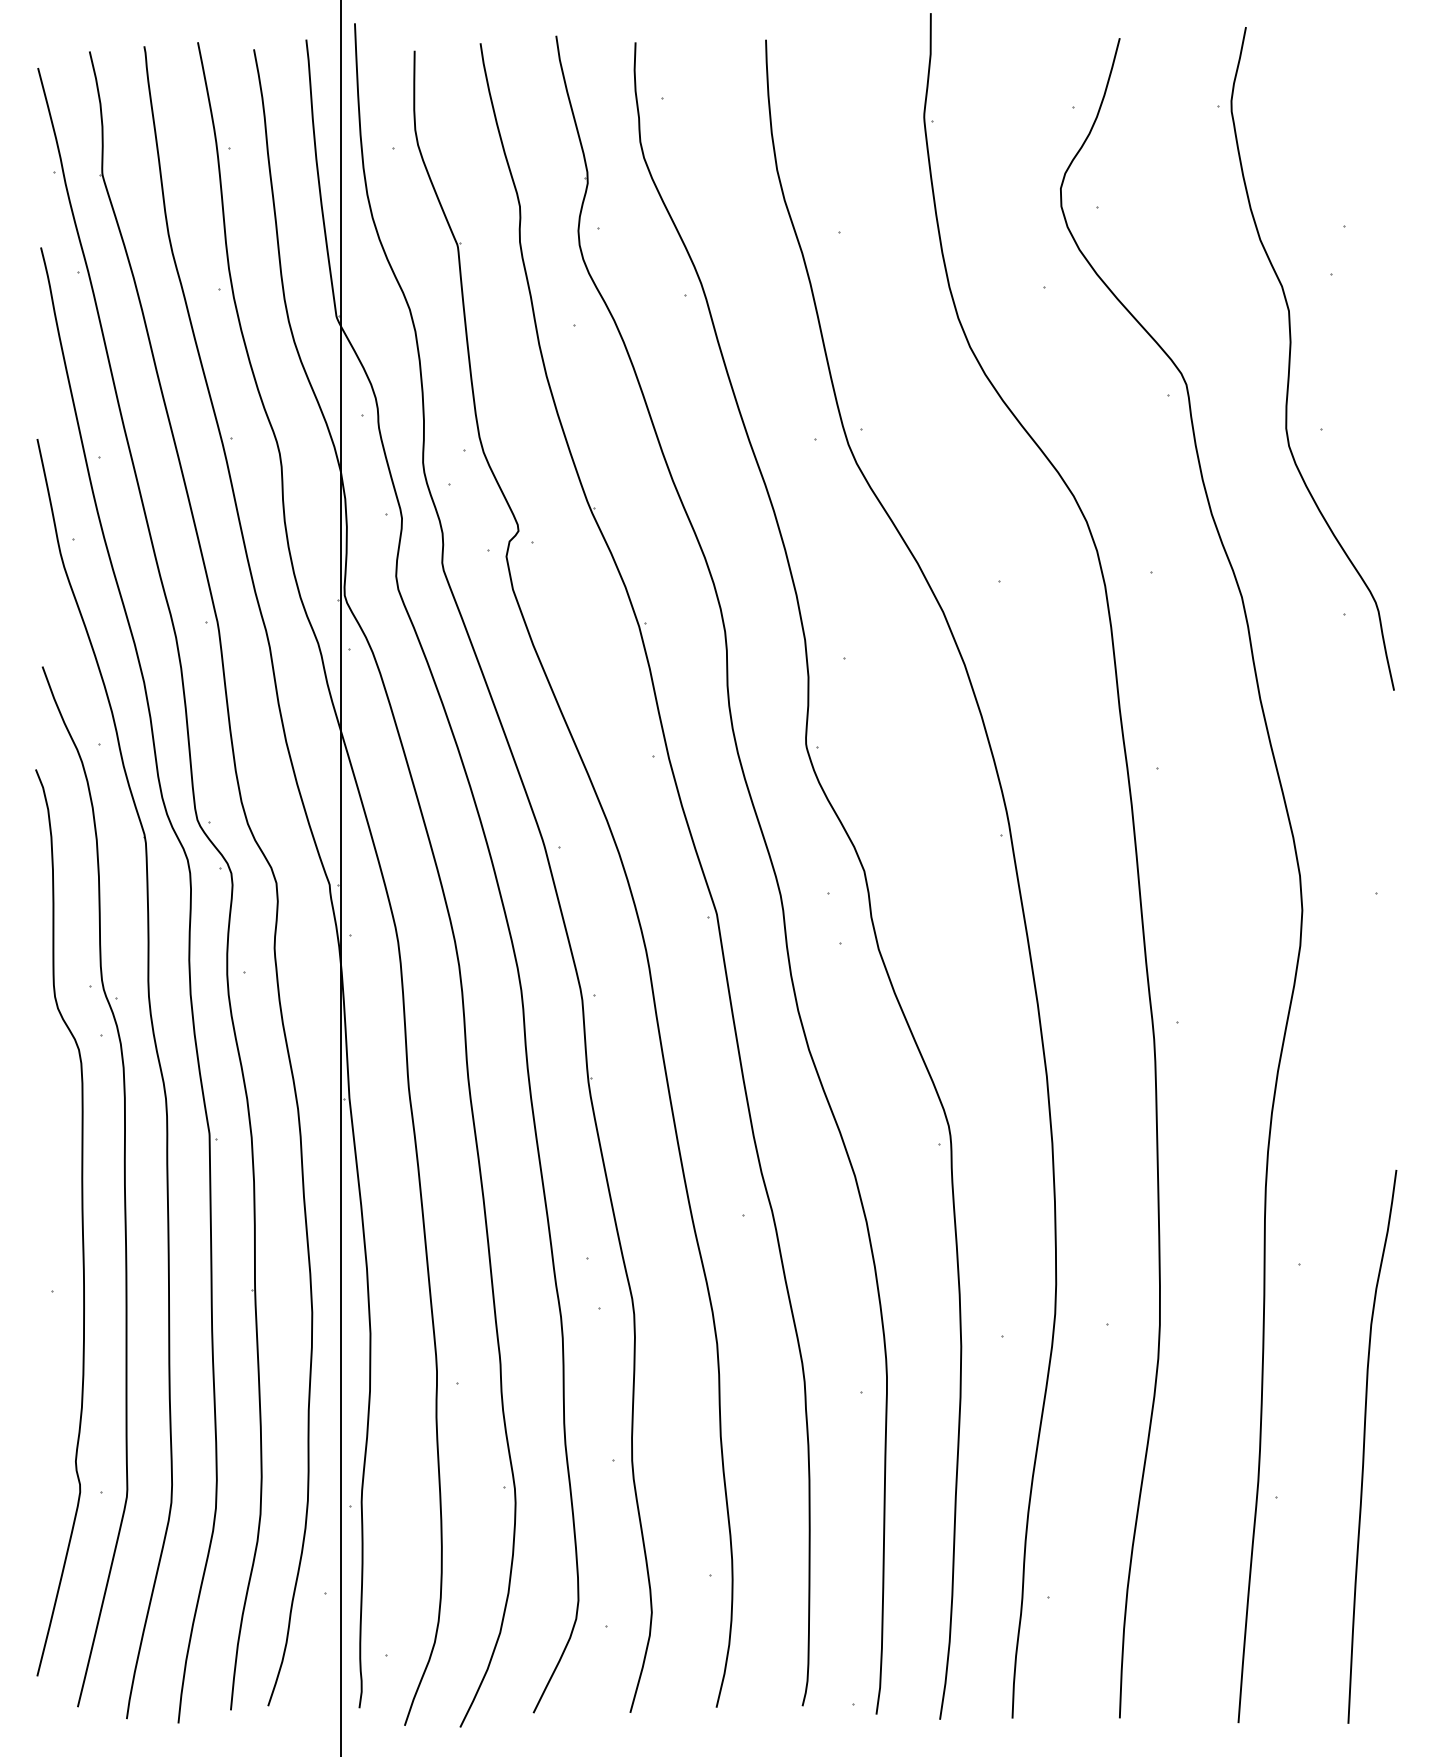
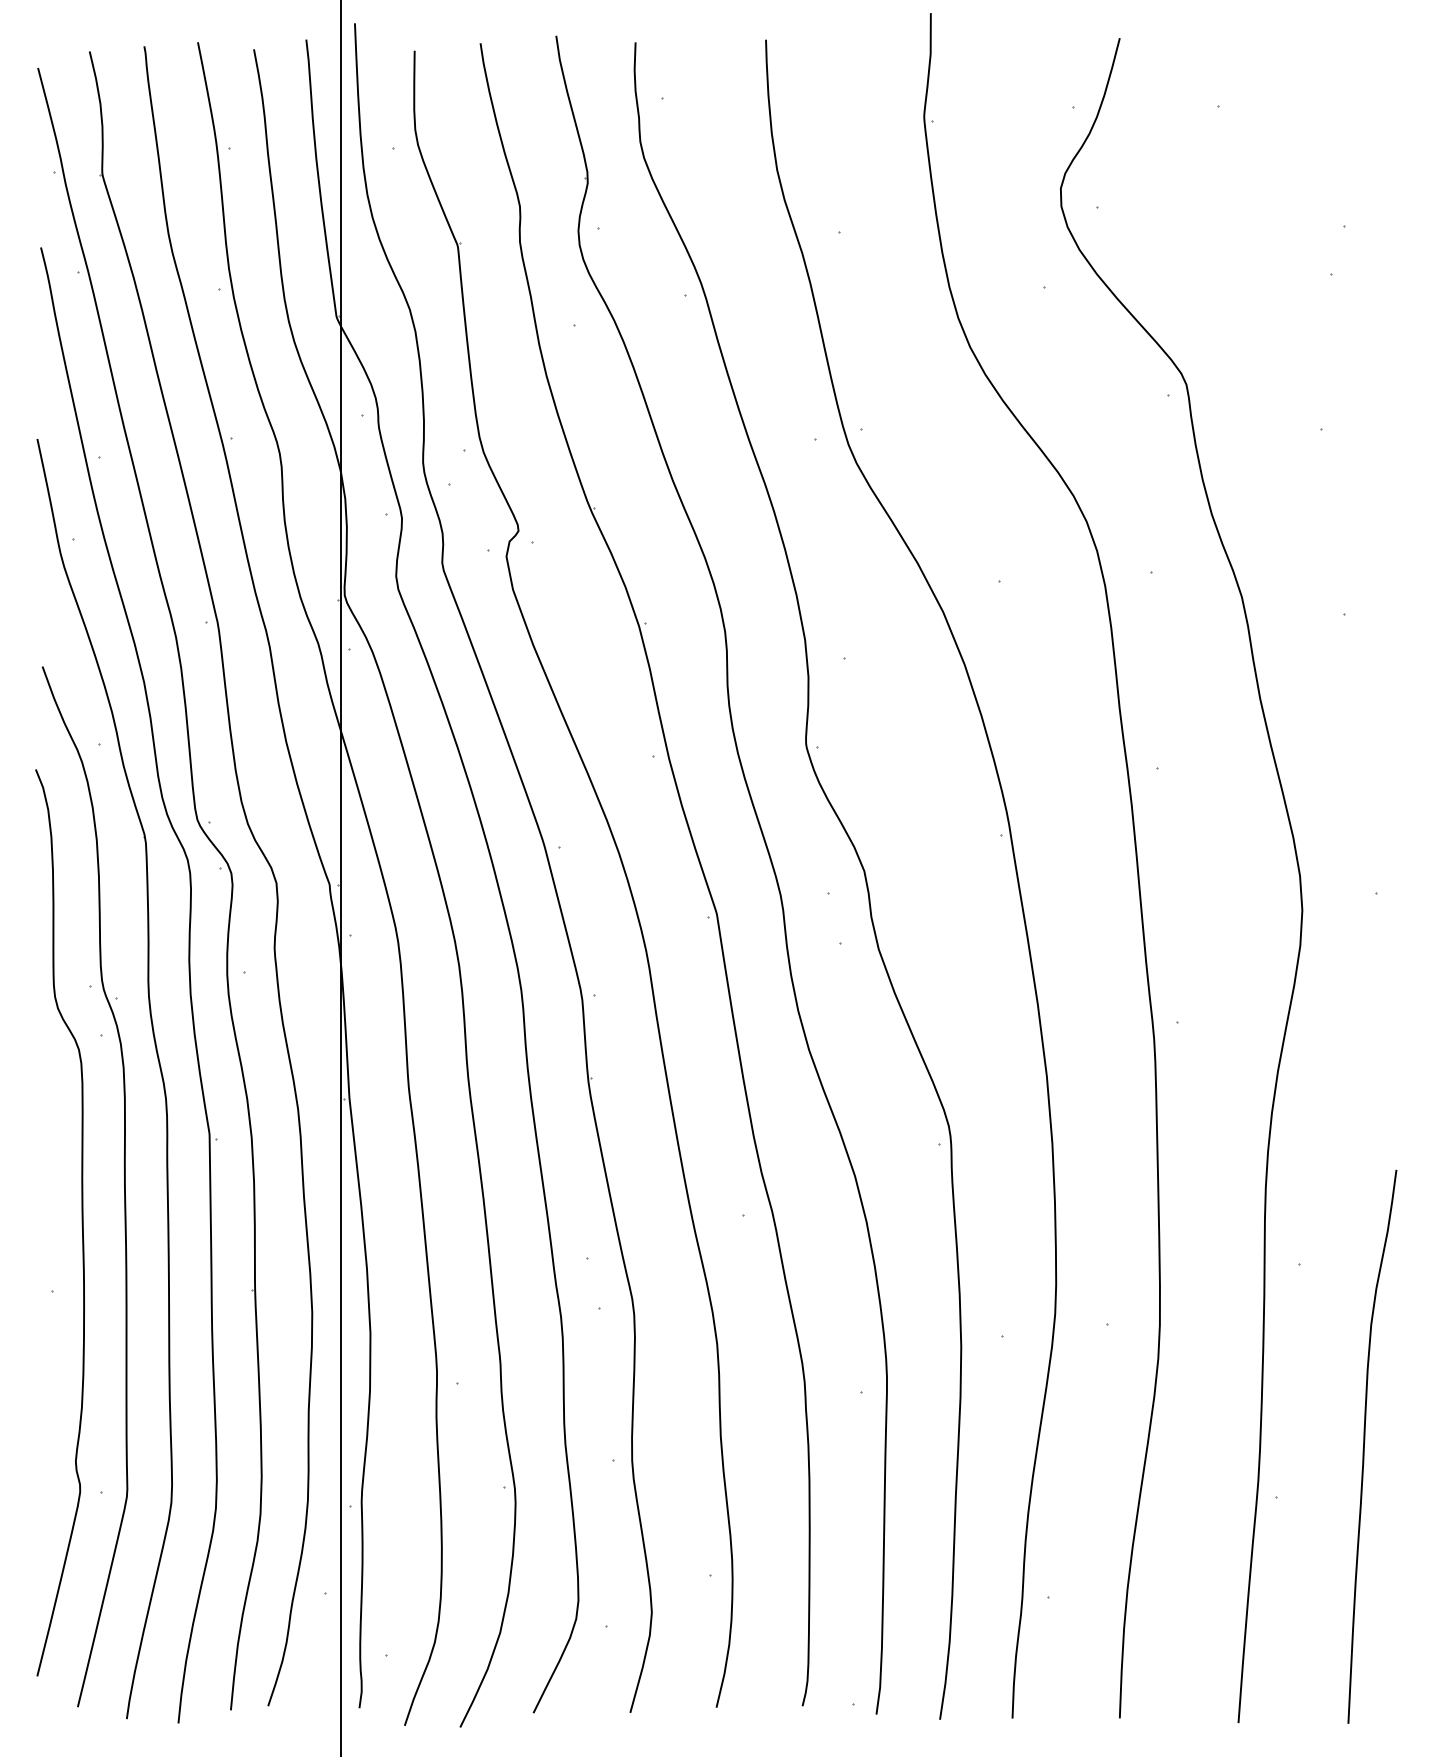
curve: present -> none (1290, 358)
